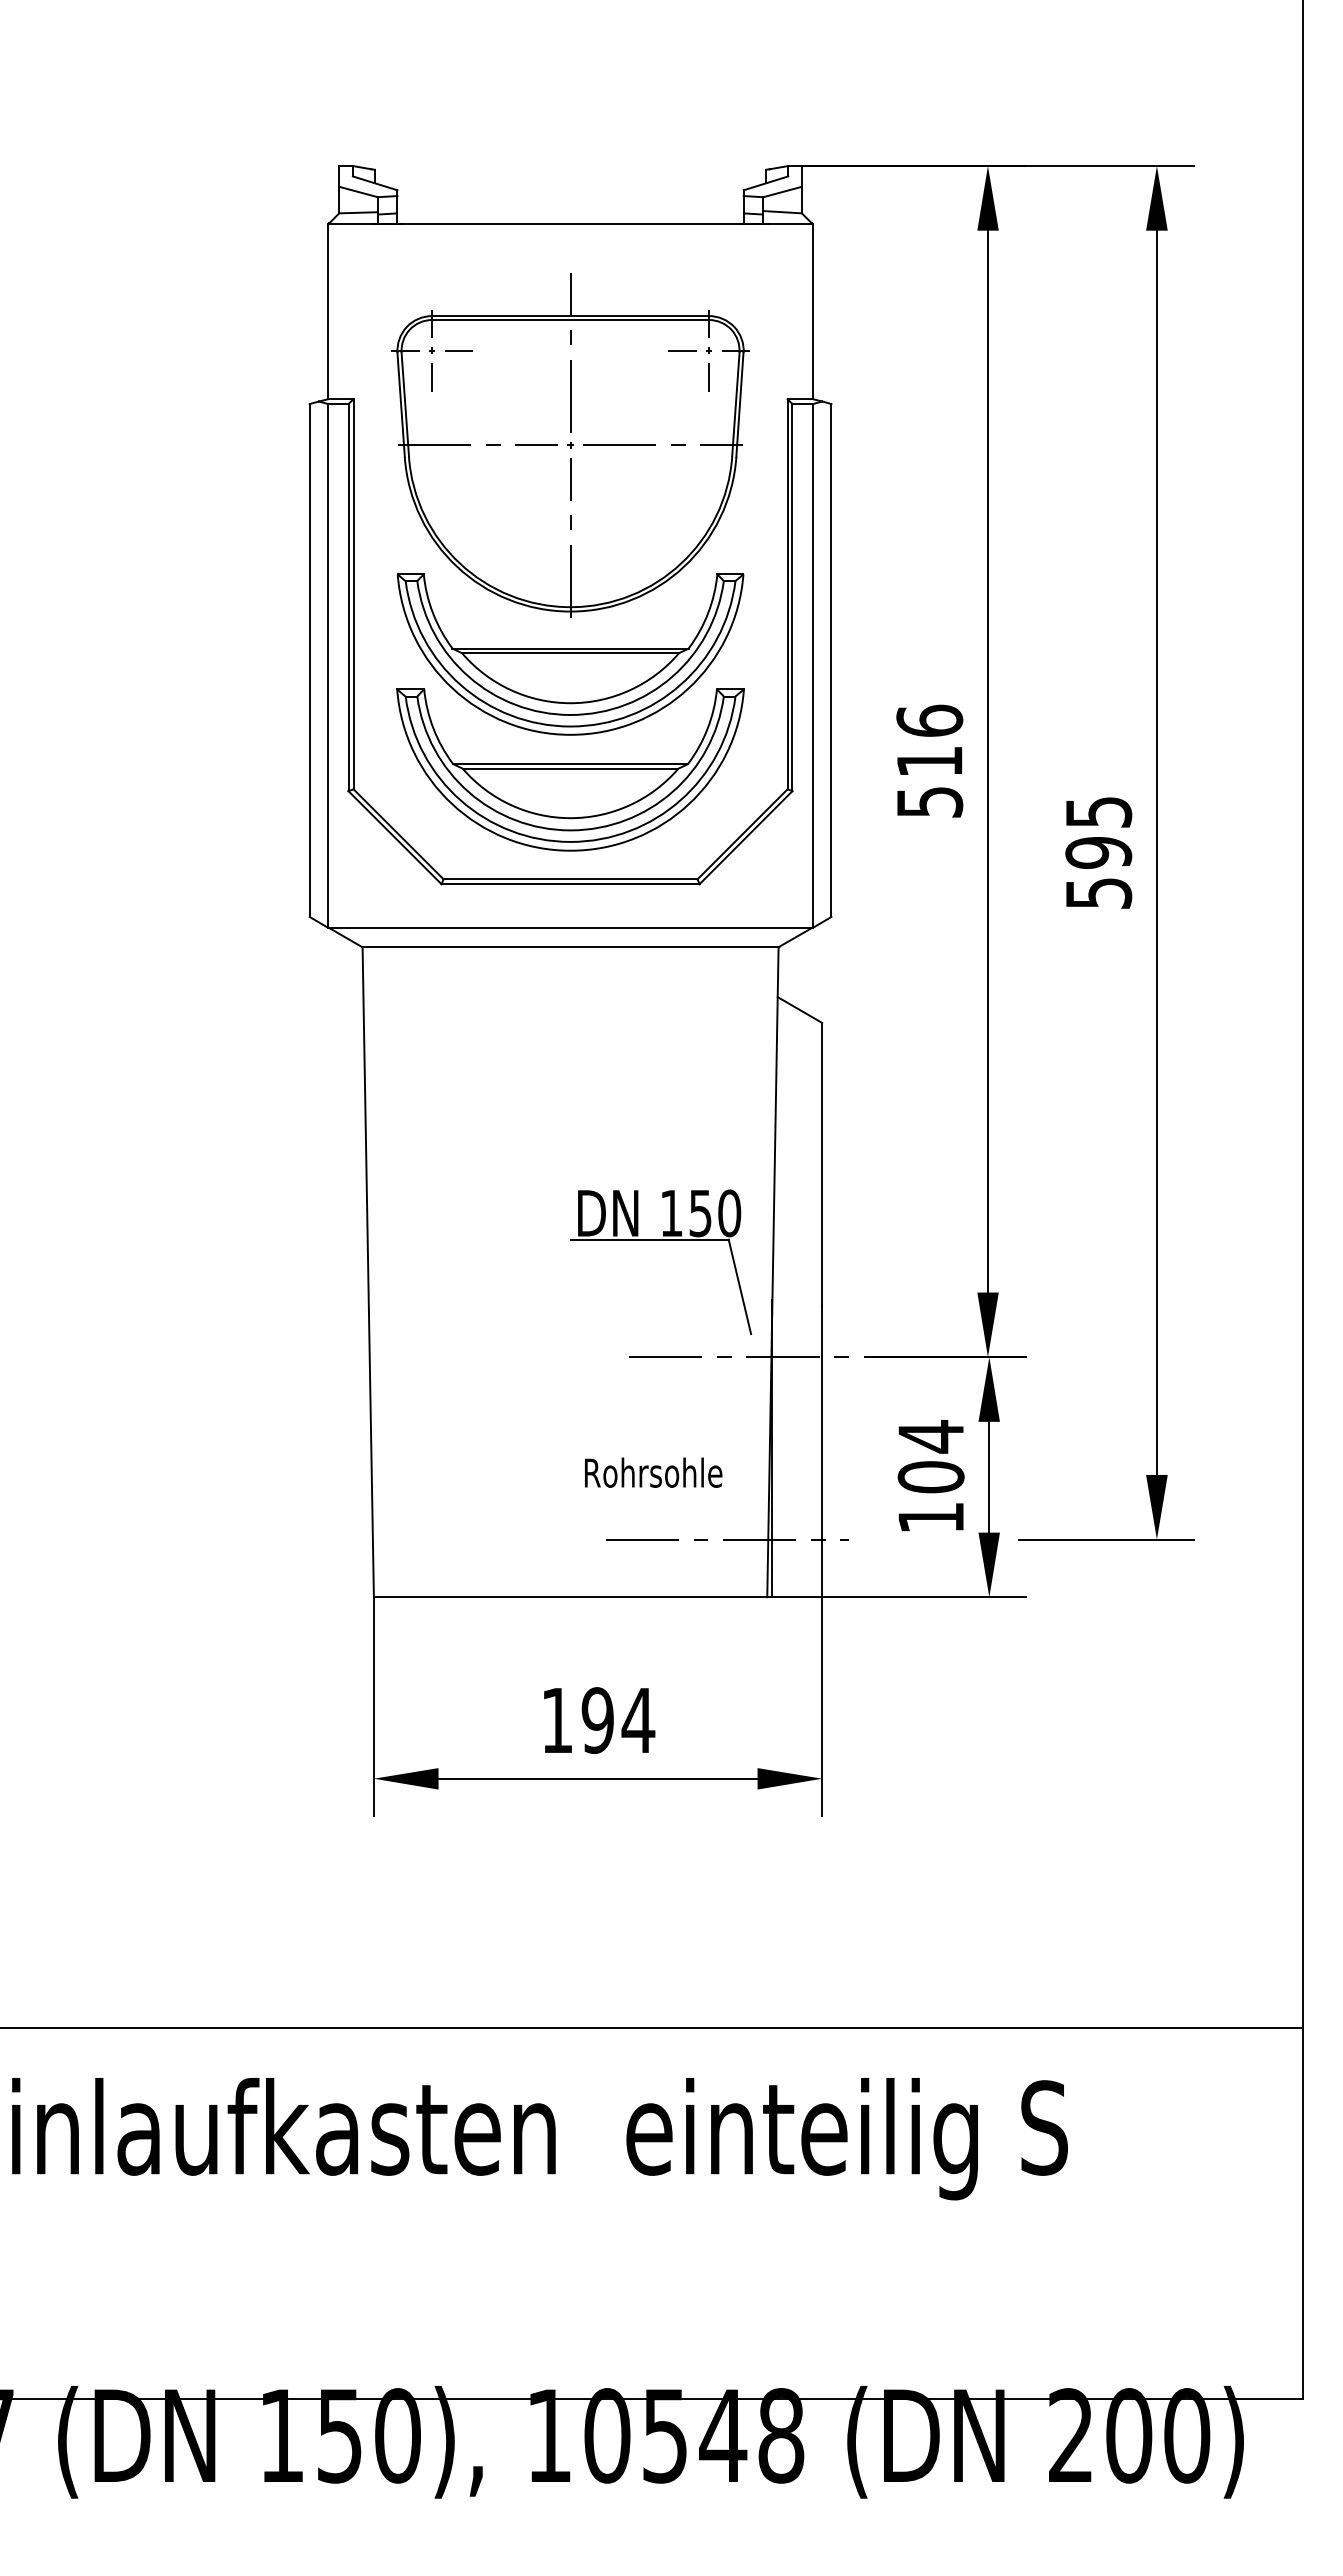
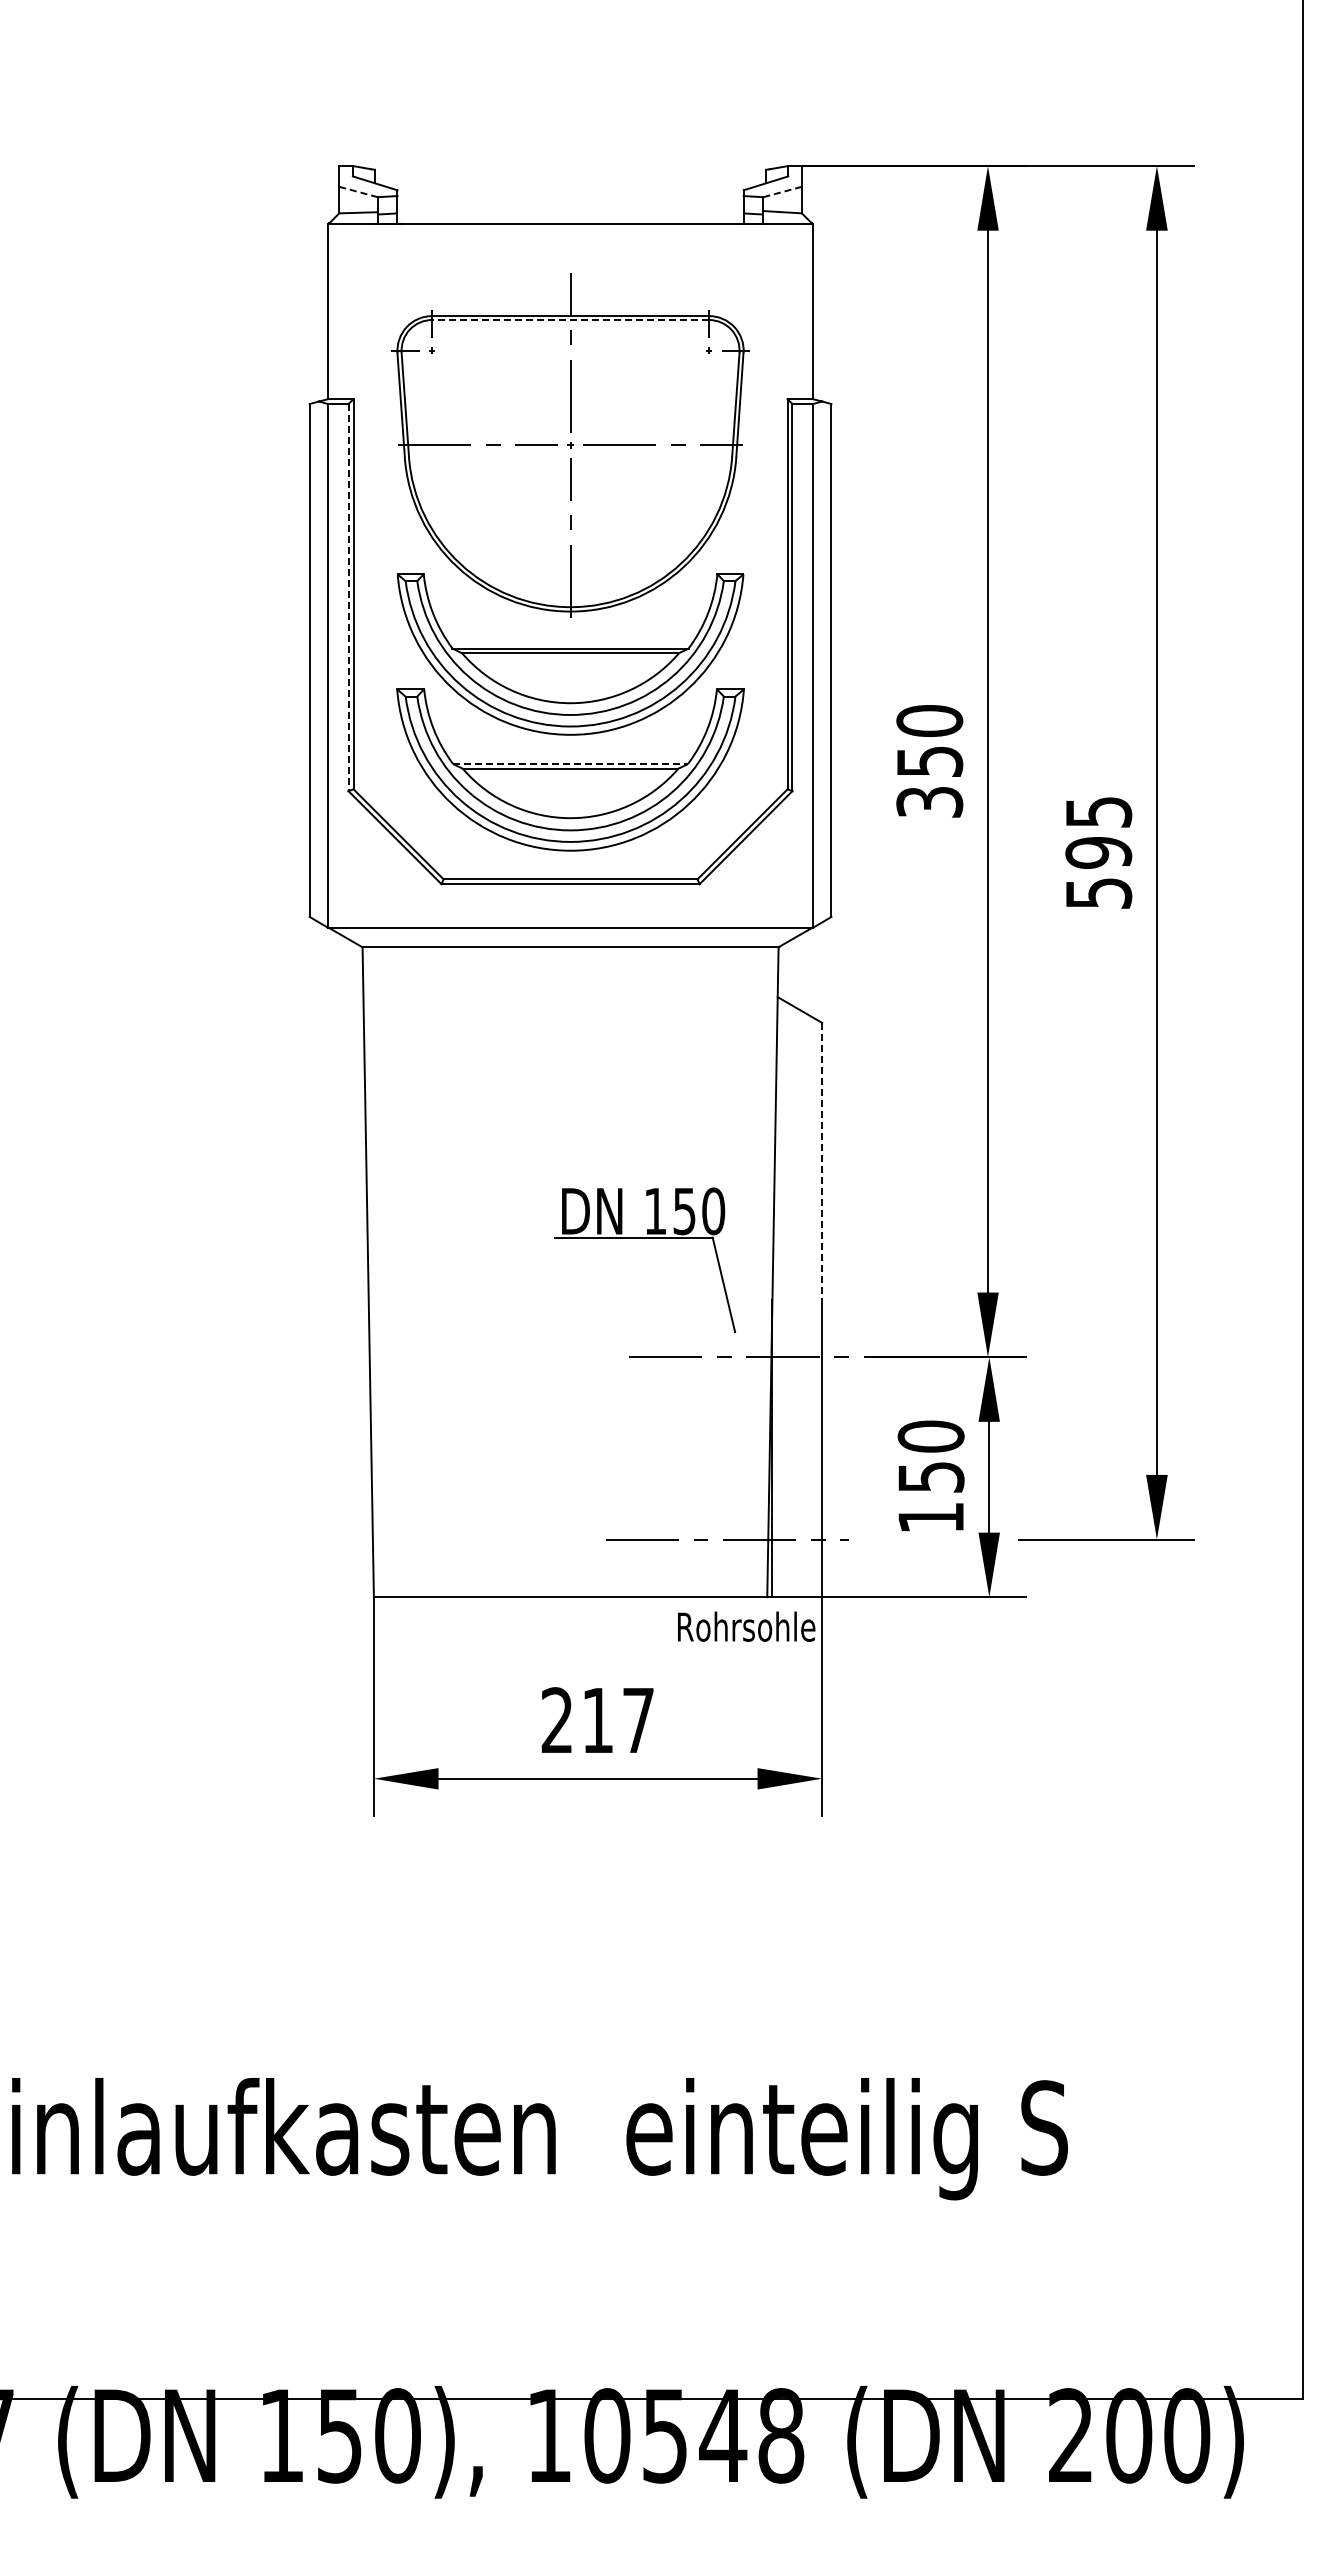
line: solid -> dashed (358, 192)
line: solid -> dashed (782, 192)
line: solid -> dashed (570, 320)
line: present -> none (458, 350)
line: present -> none (682, 350)
line: present -> none (432, 377)
line: present -> none (709, 377)
line: solid -> dashed (348, 597)
text: 516 -> 350 (929, 760)
line: solid -> dashed (570, 763)
line: solid -> dashed (822, 1164)
part position: (661, 1240) -> (645, 1238) (645, 1238)
text: 104 -> 150 (930, 1456)
text position: (653, 1472) -> (746, 1626) (746, 1626)
text: 194 -> 217 (598, 1720)
line: present -> none (651, 2028)
